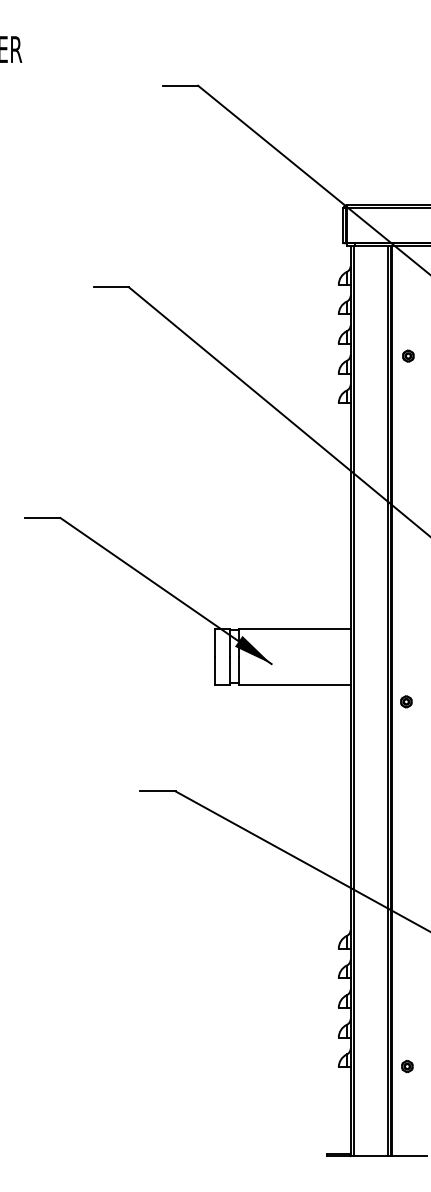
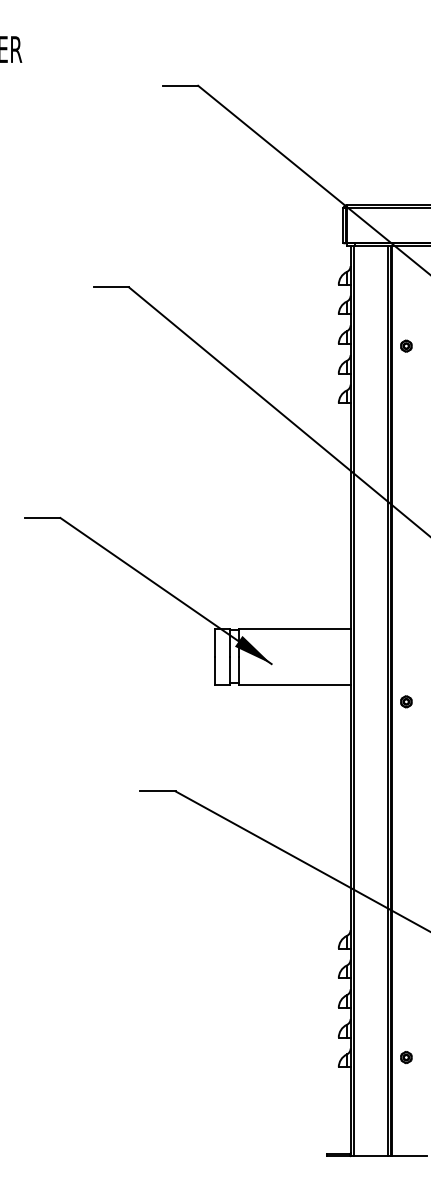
part position: (408, 355) -> (406, 345) (406, 345)
part position: (407, 1066) -> (406, 1057) (406, 1057)
